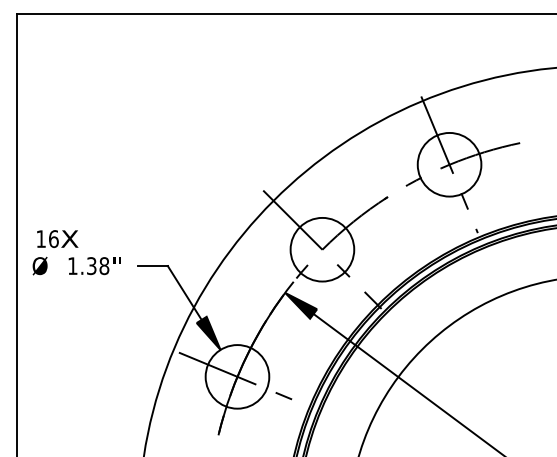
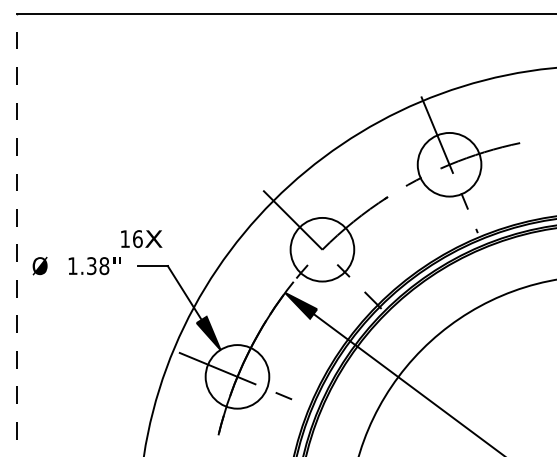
line: solid -> dashed (16, 234)
text position: (57, 238) -> (141, 238) (141, 238)
